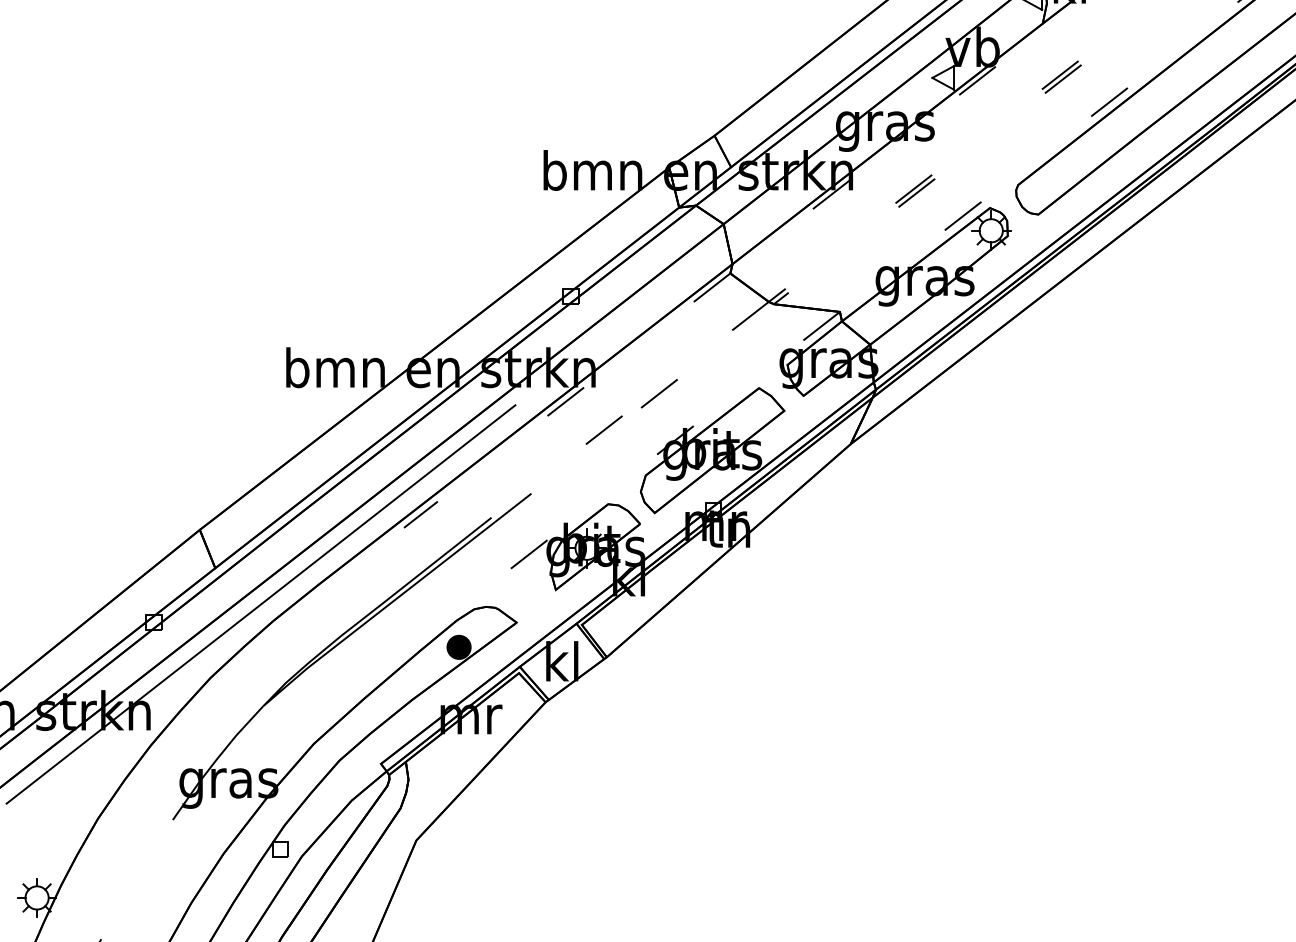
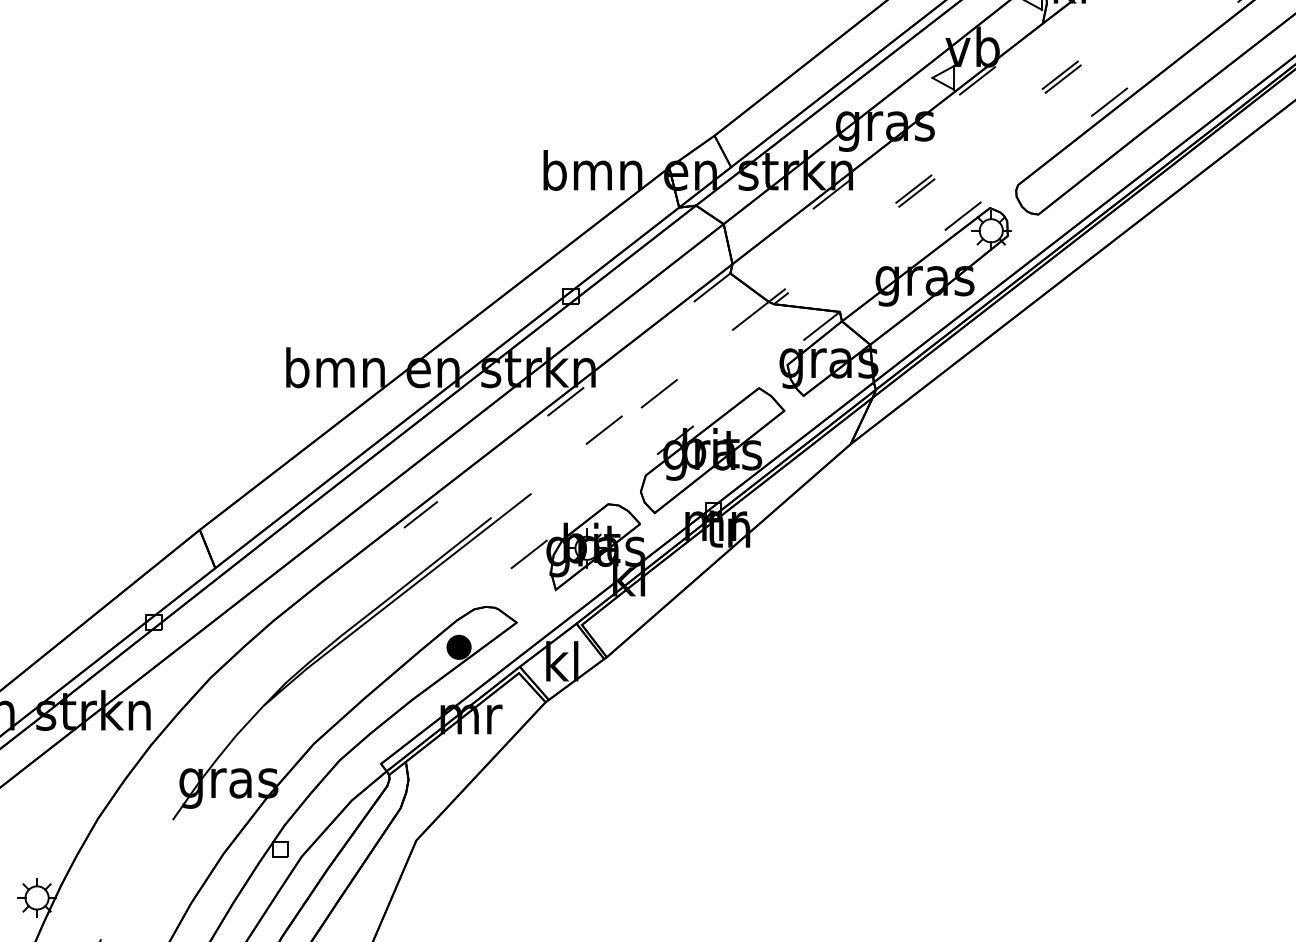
line: present -> none (260, 604)
